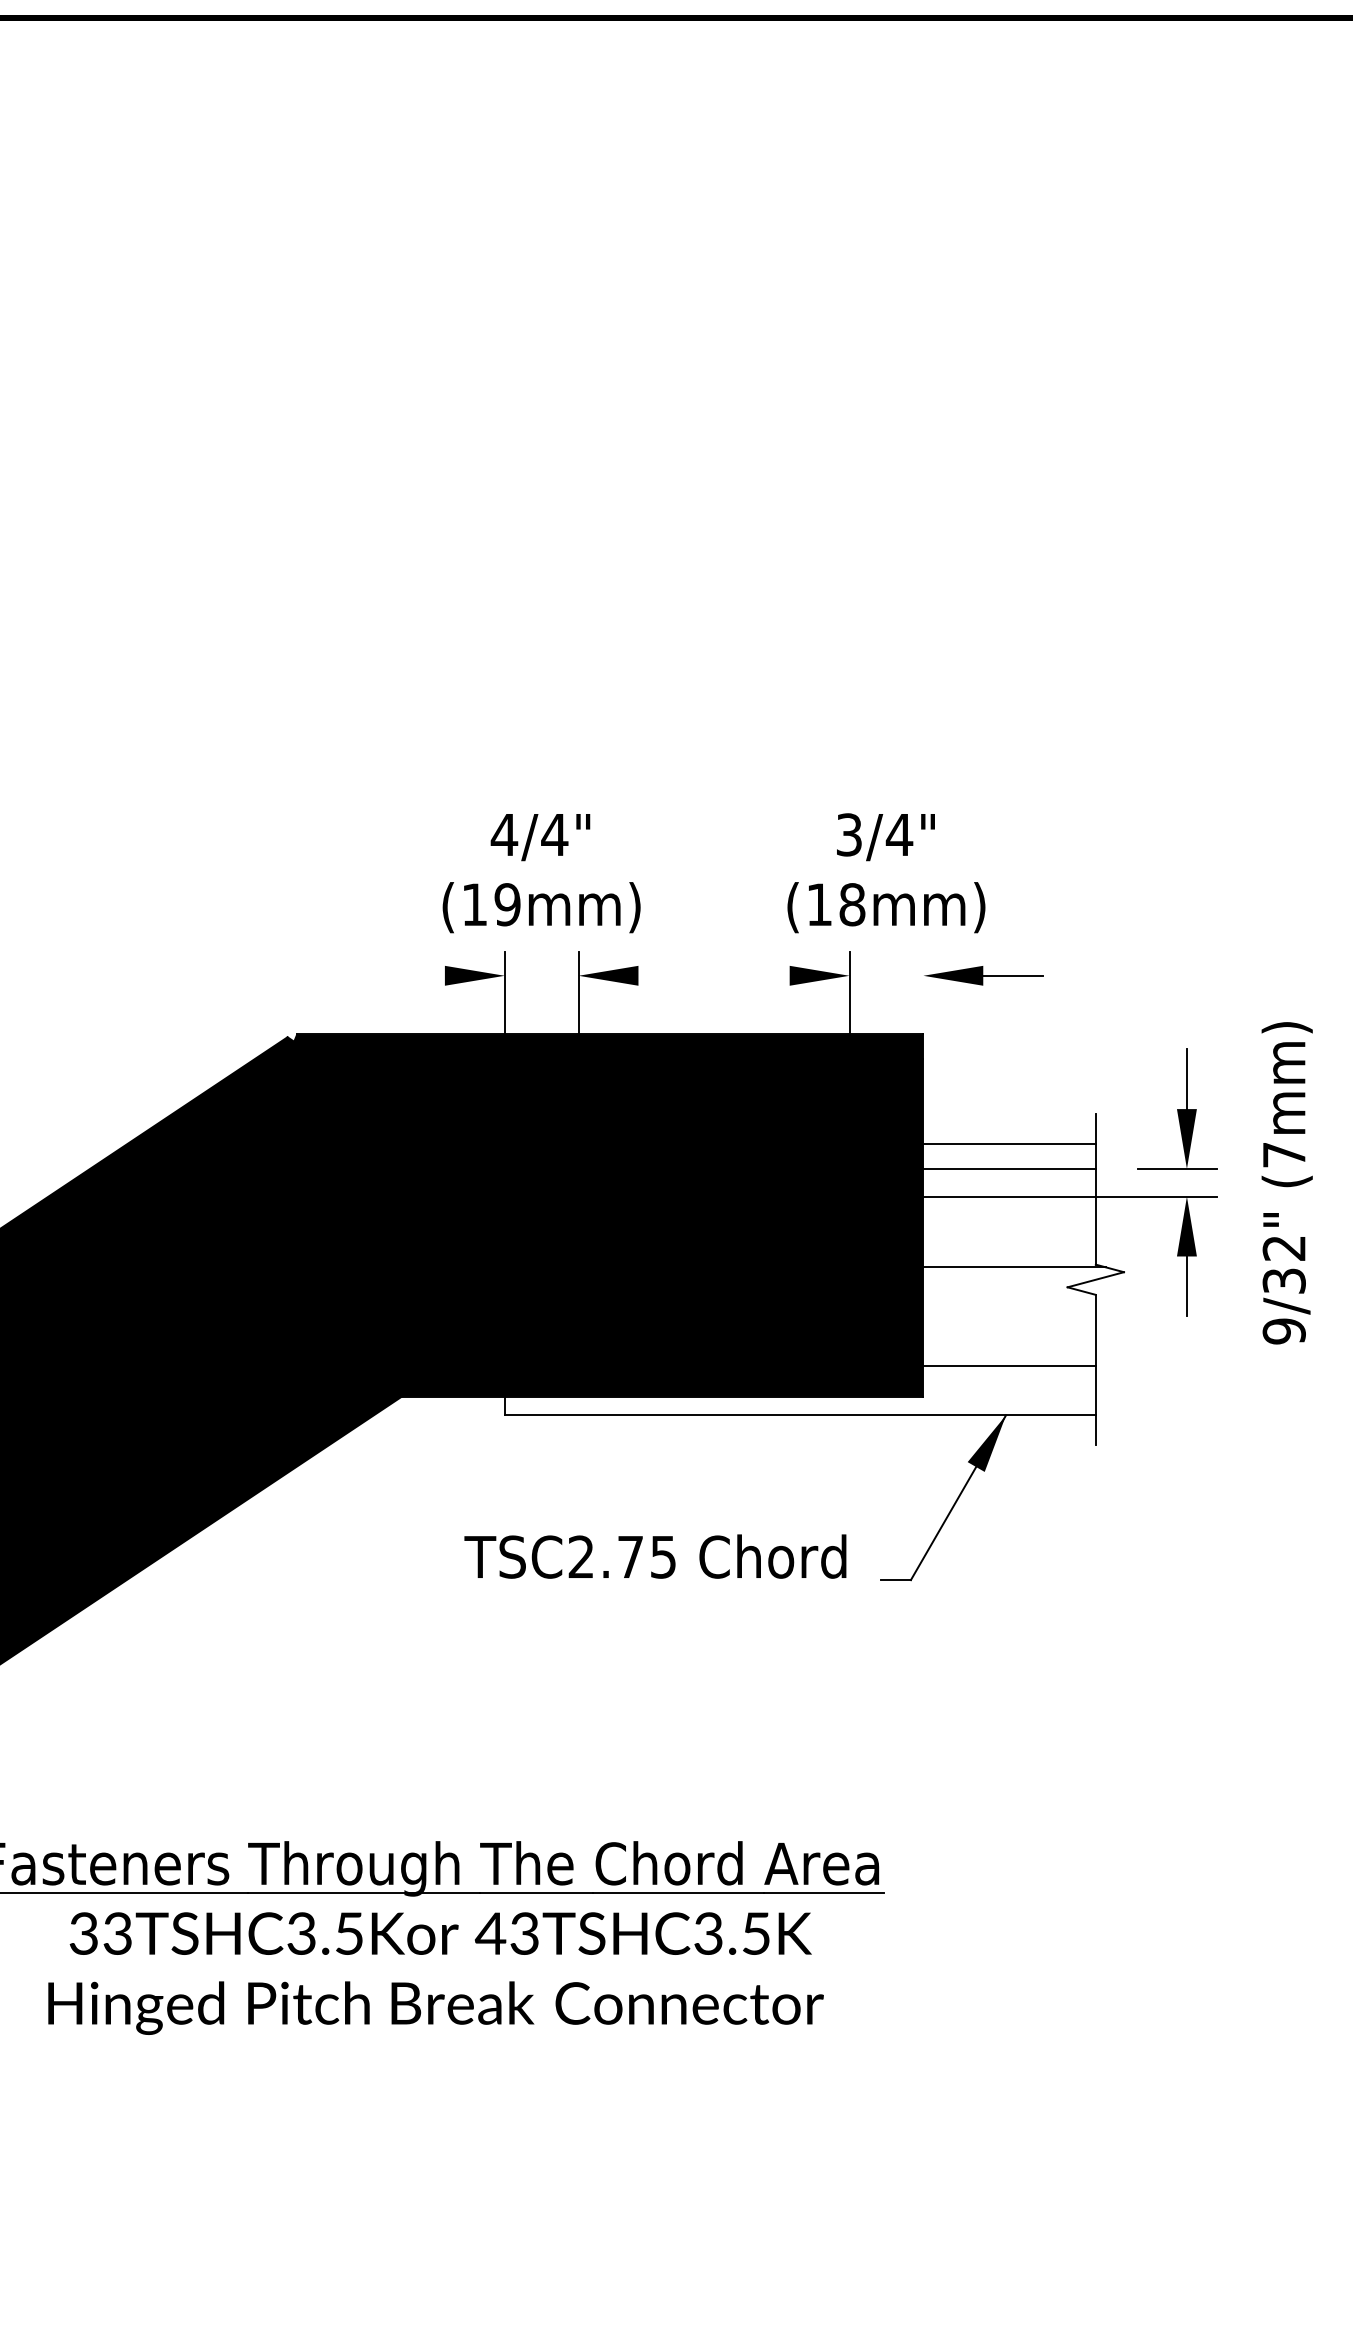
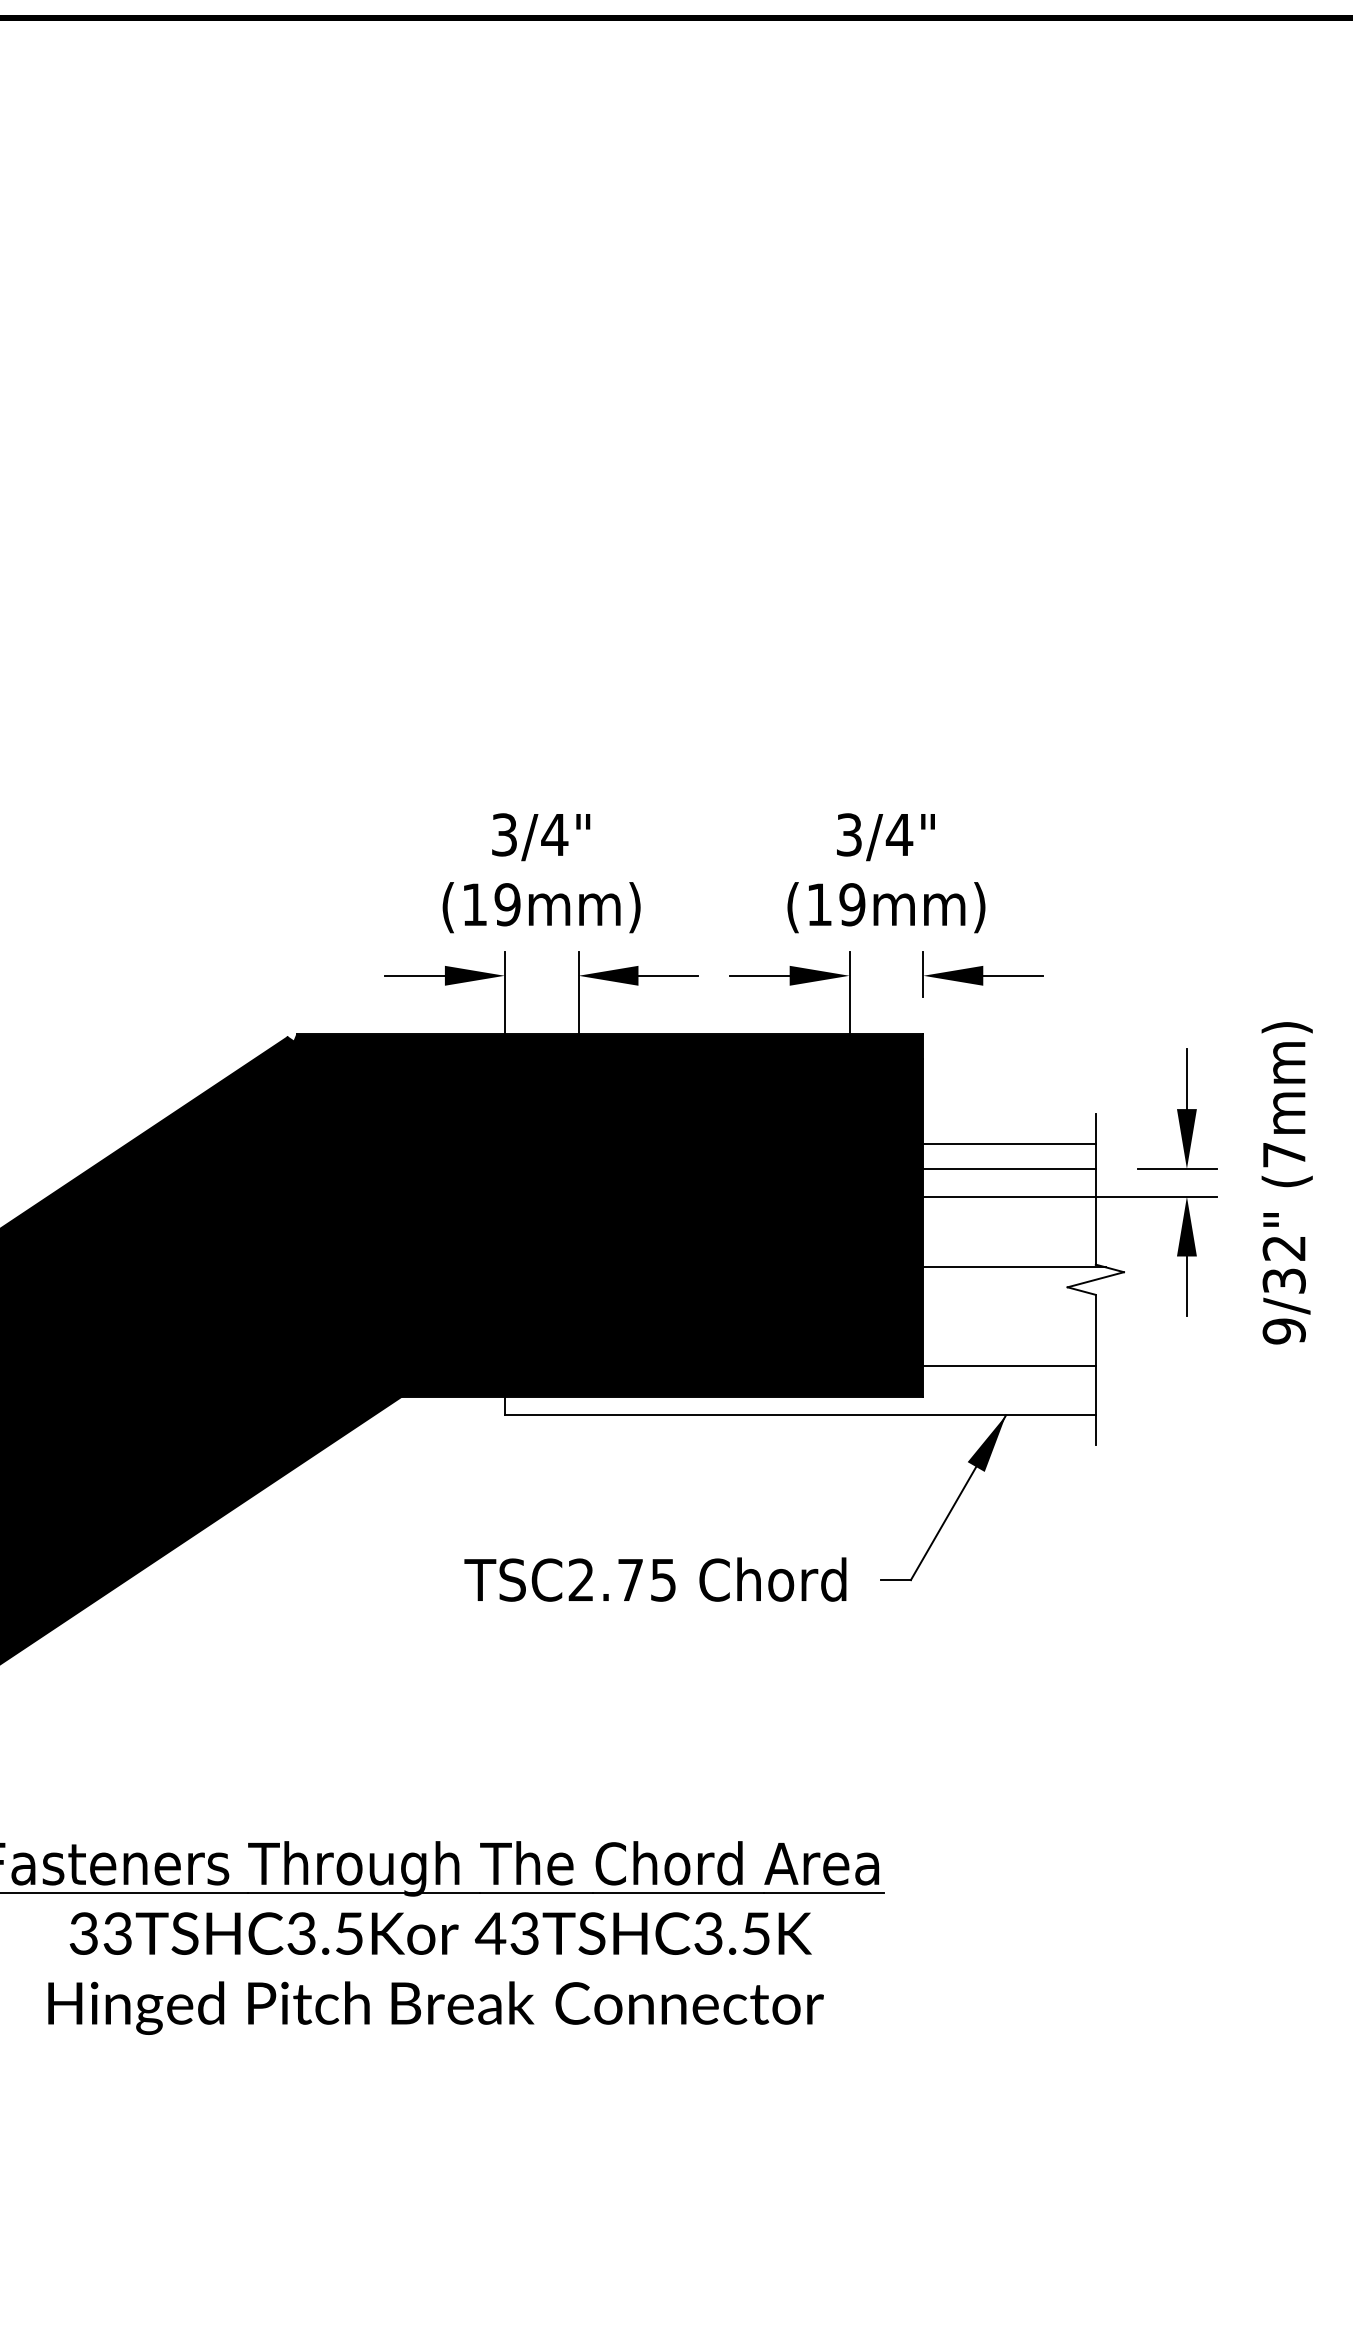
text: 4/4" -> 3/4" (504, 834)
text: (18mm) -> (19mm) (852, 904)
line: none -> present (923, 973)
line: none -> present (414, 975)
line: none -> present (668, 975)
line: none -> present (759, 975)
text position: (655, 1556) -> (655, 1579) (655, 1579)
